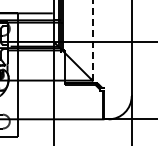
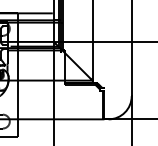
line: dashed -> solid (92, 40)
